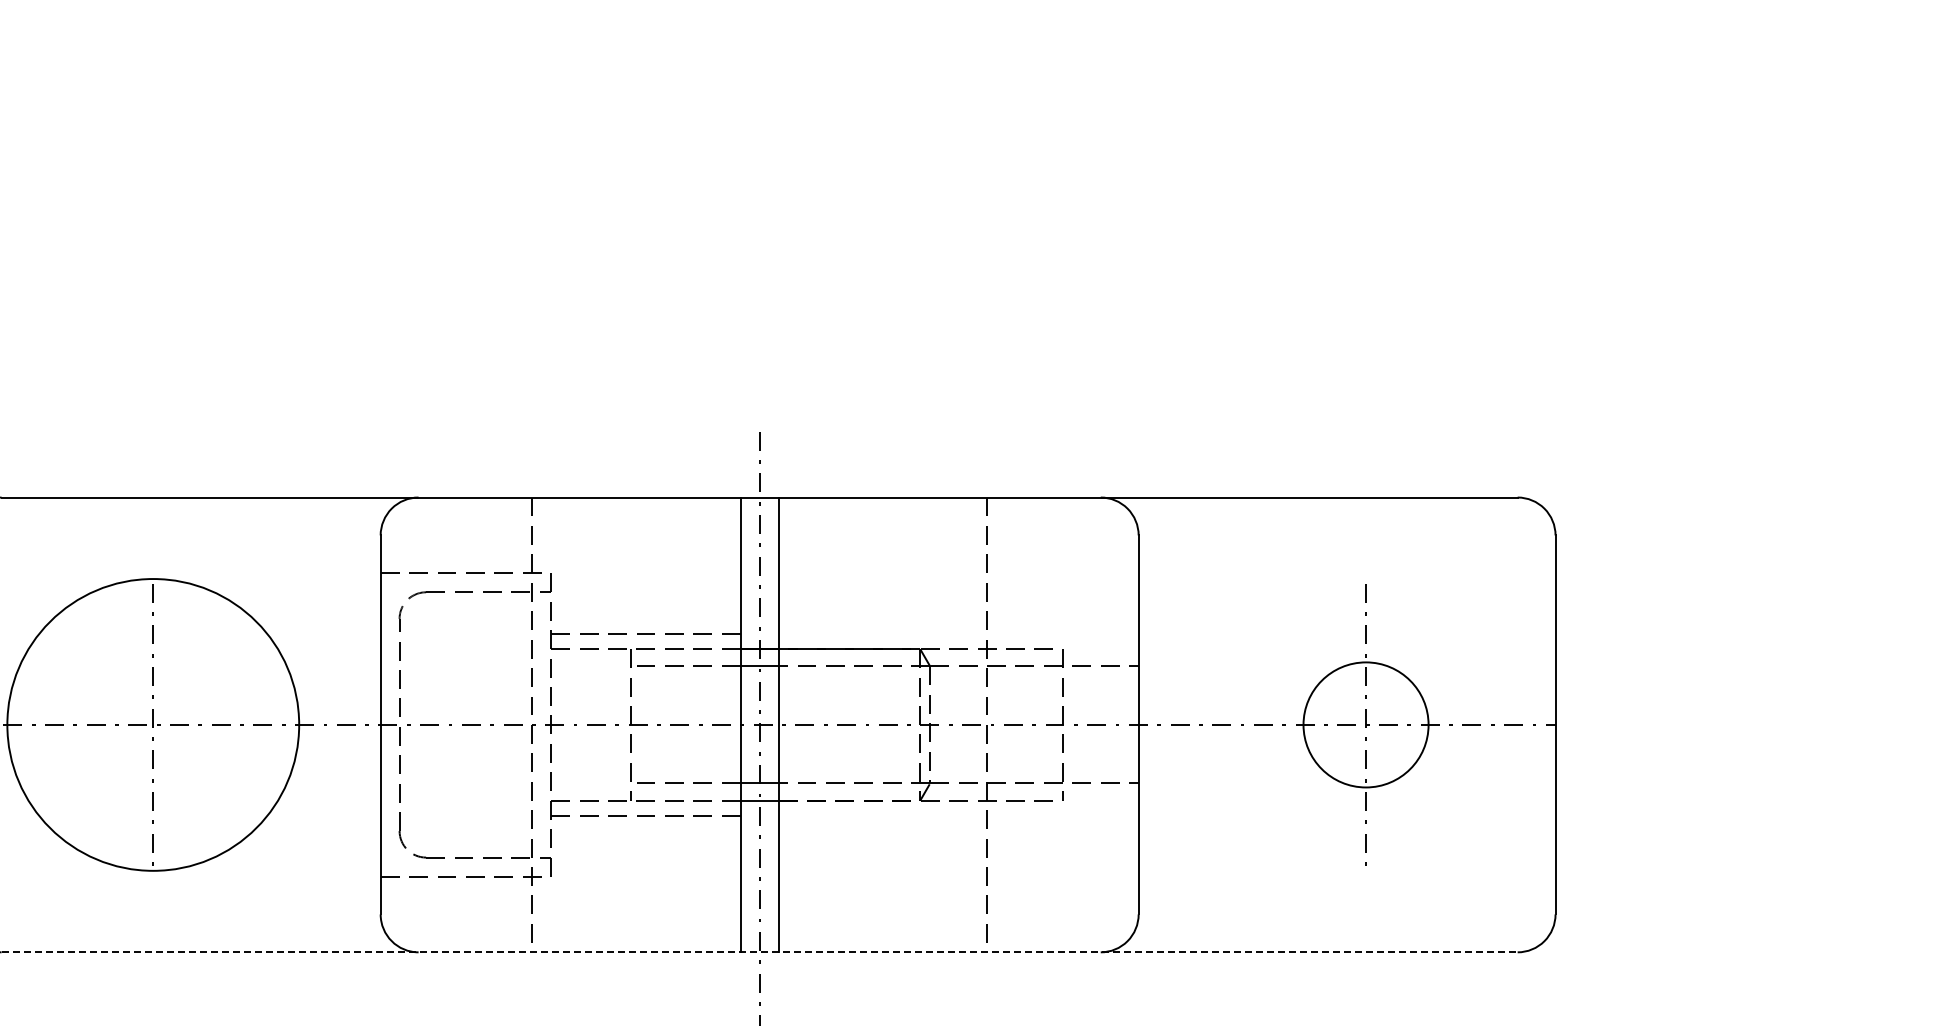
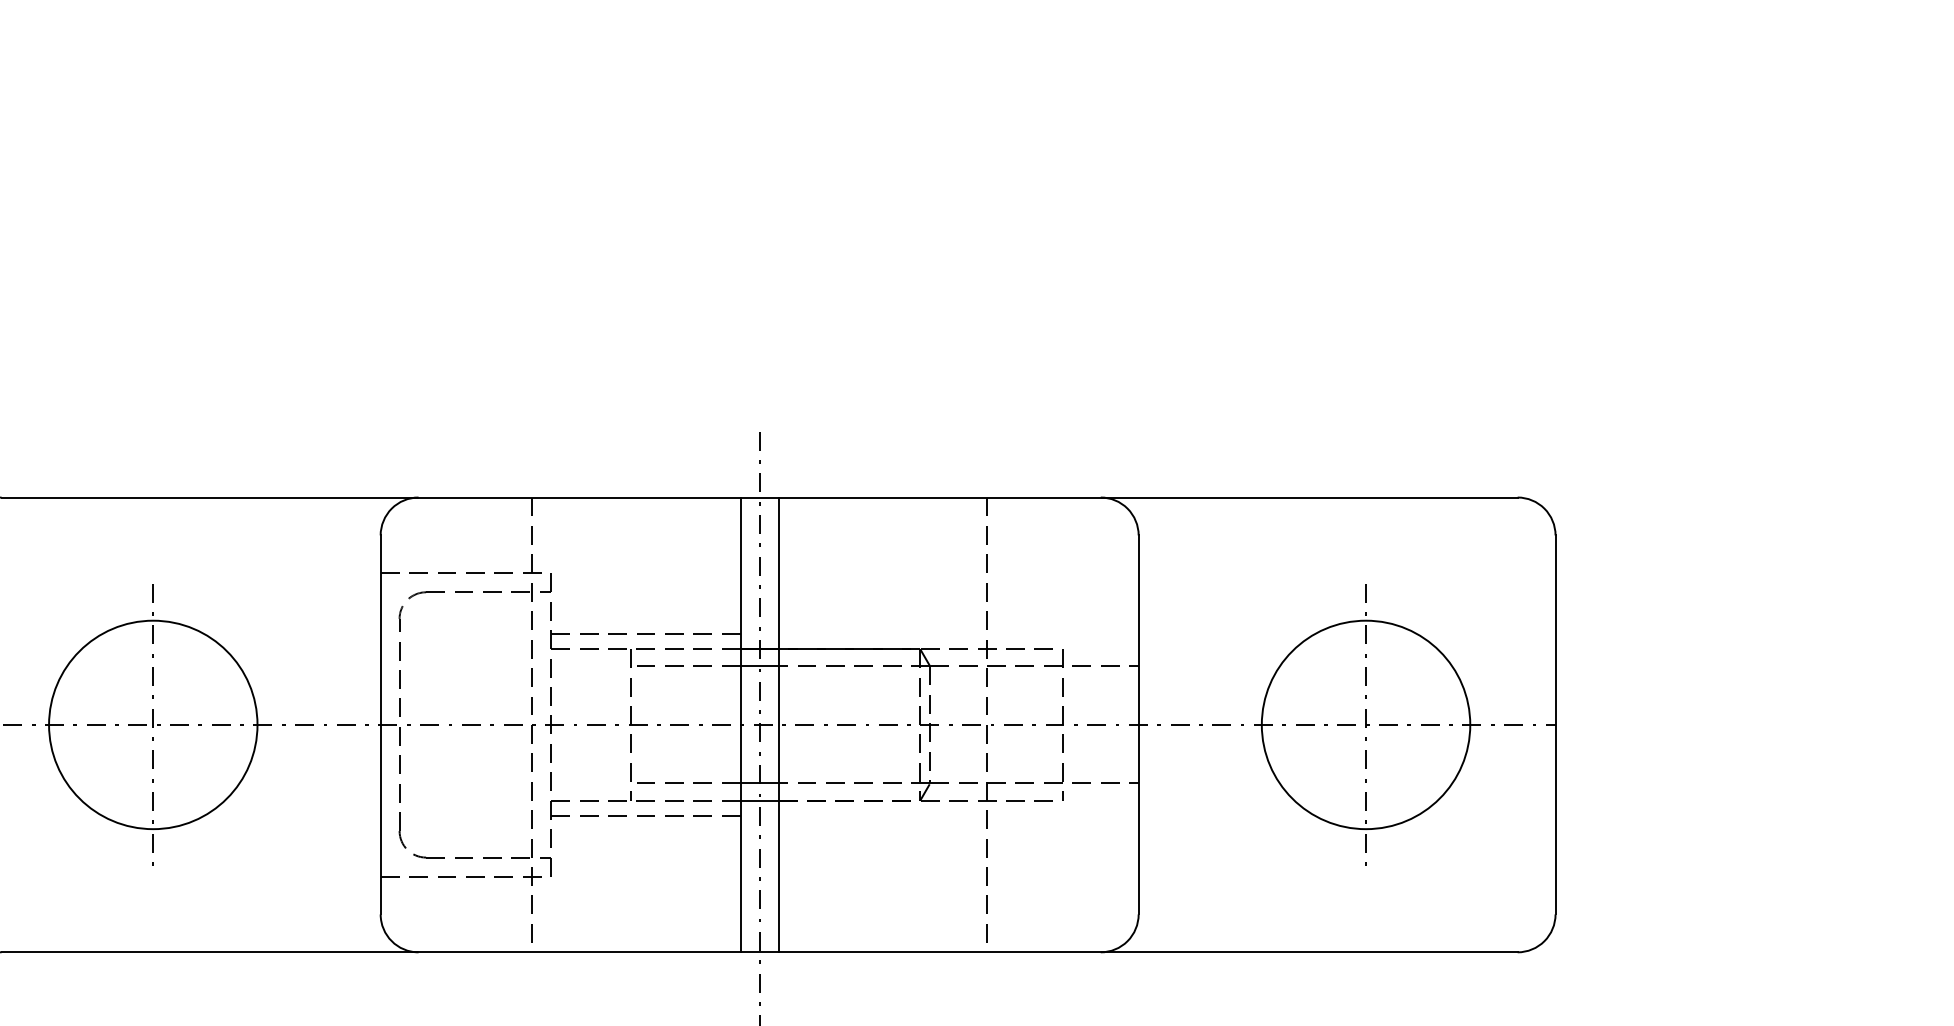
circle diameter: 292 px -> 208 px (153, 724)
circle diameter: 125 px -> 208 px (1365, 724)
line: dashed -> solid (760, 952)
